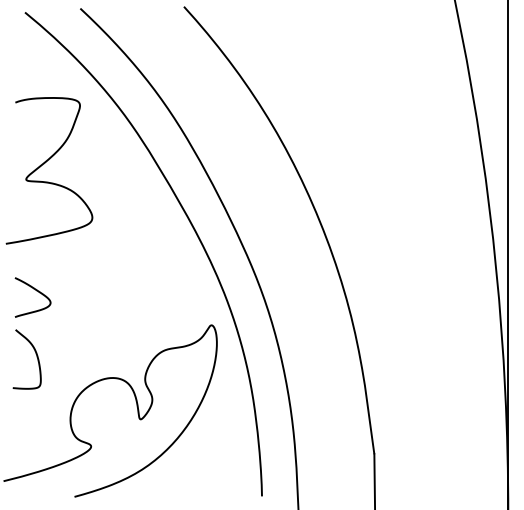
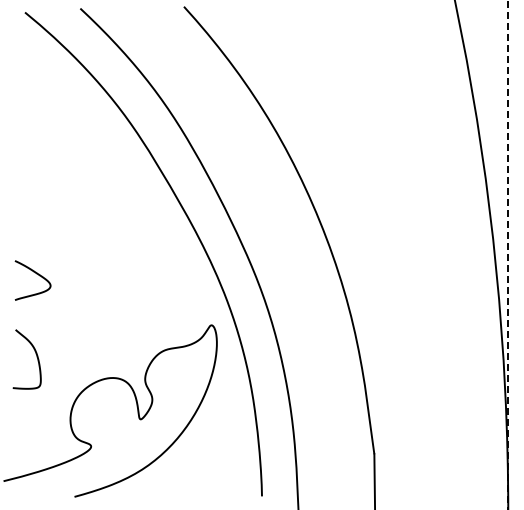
curve: present -> none (44, 164)
line: solid -> dashed (508, 254)
curve position: (36, 291) -> (36, 274) (36, 274)
